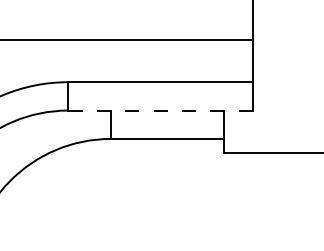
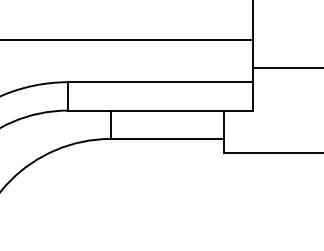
line: none -> present (286, 68)
line: dashed -> solid (161, 110)
